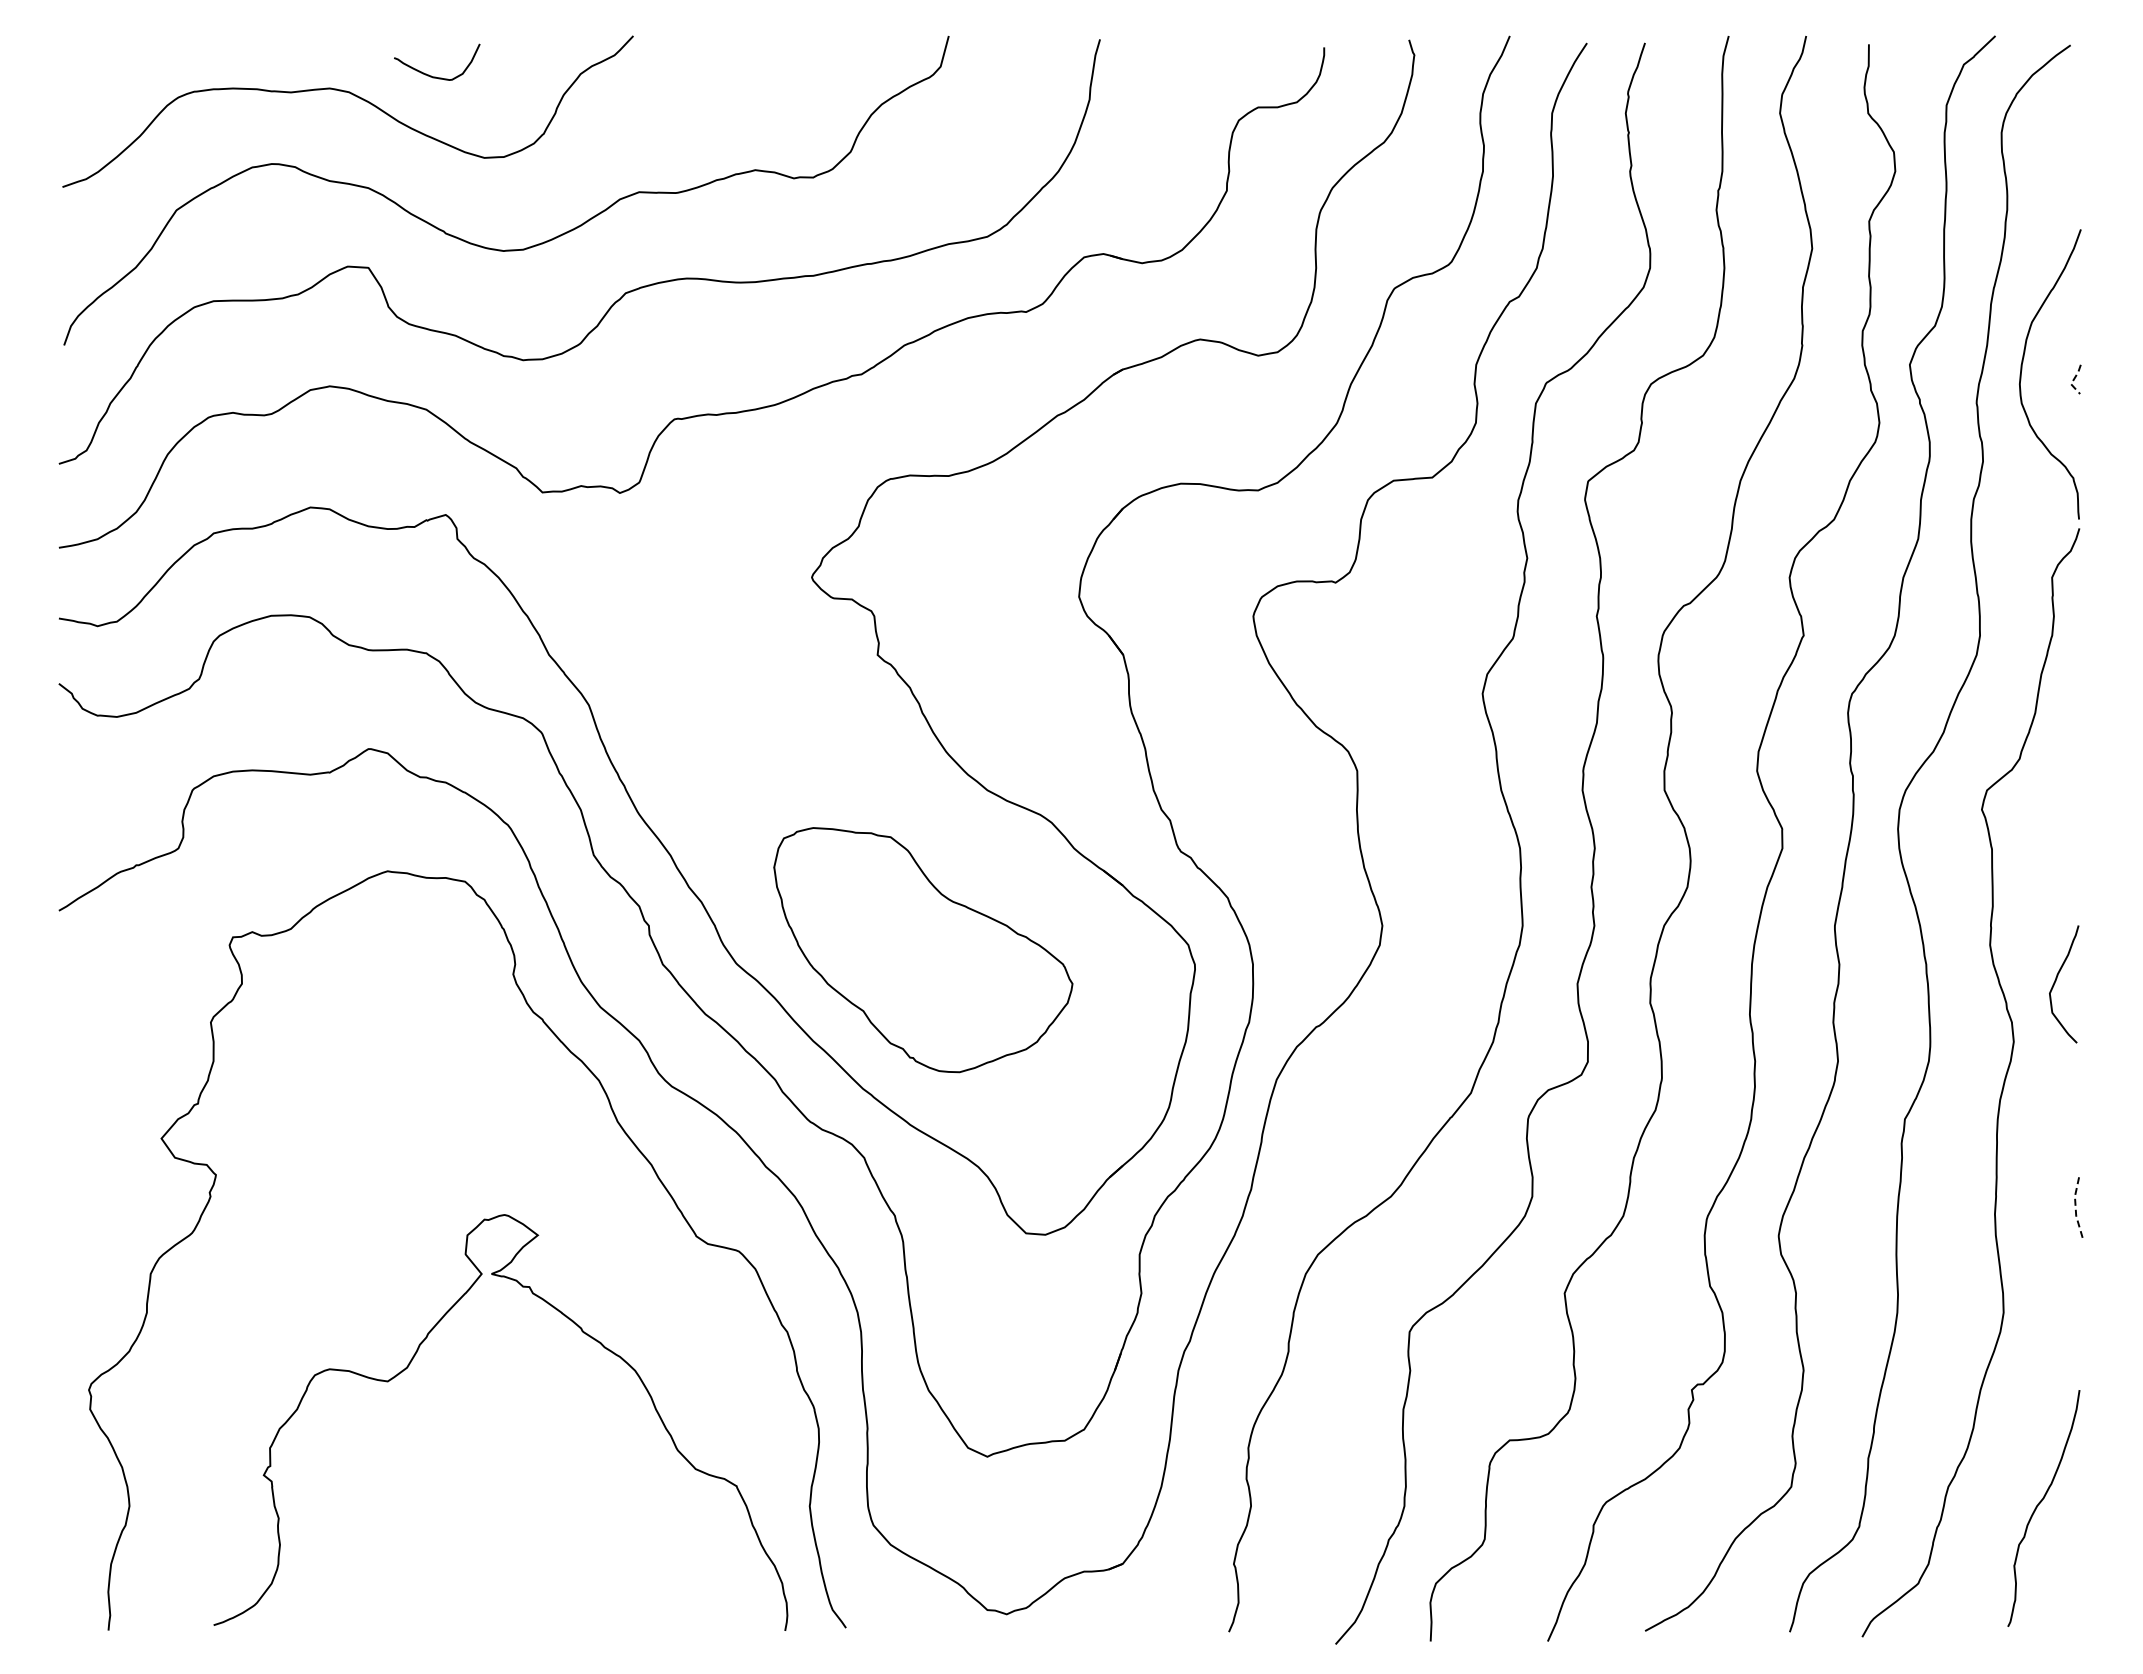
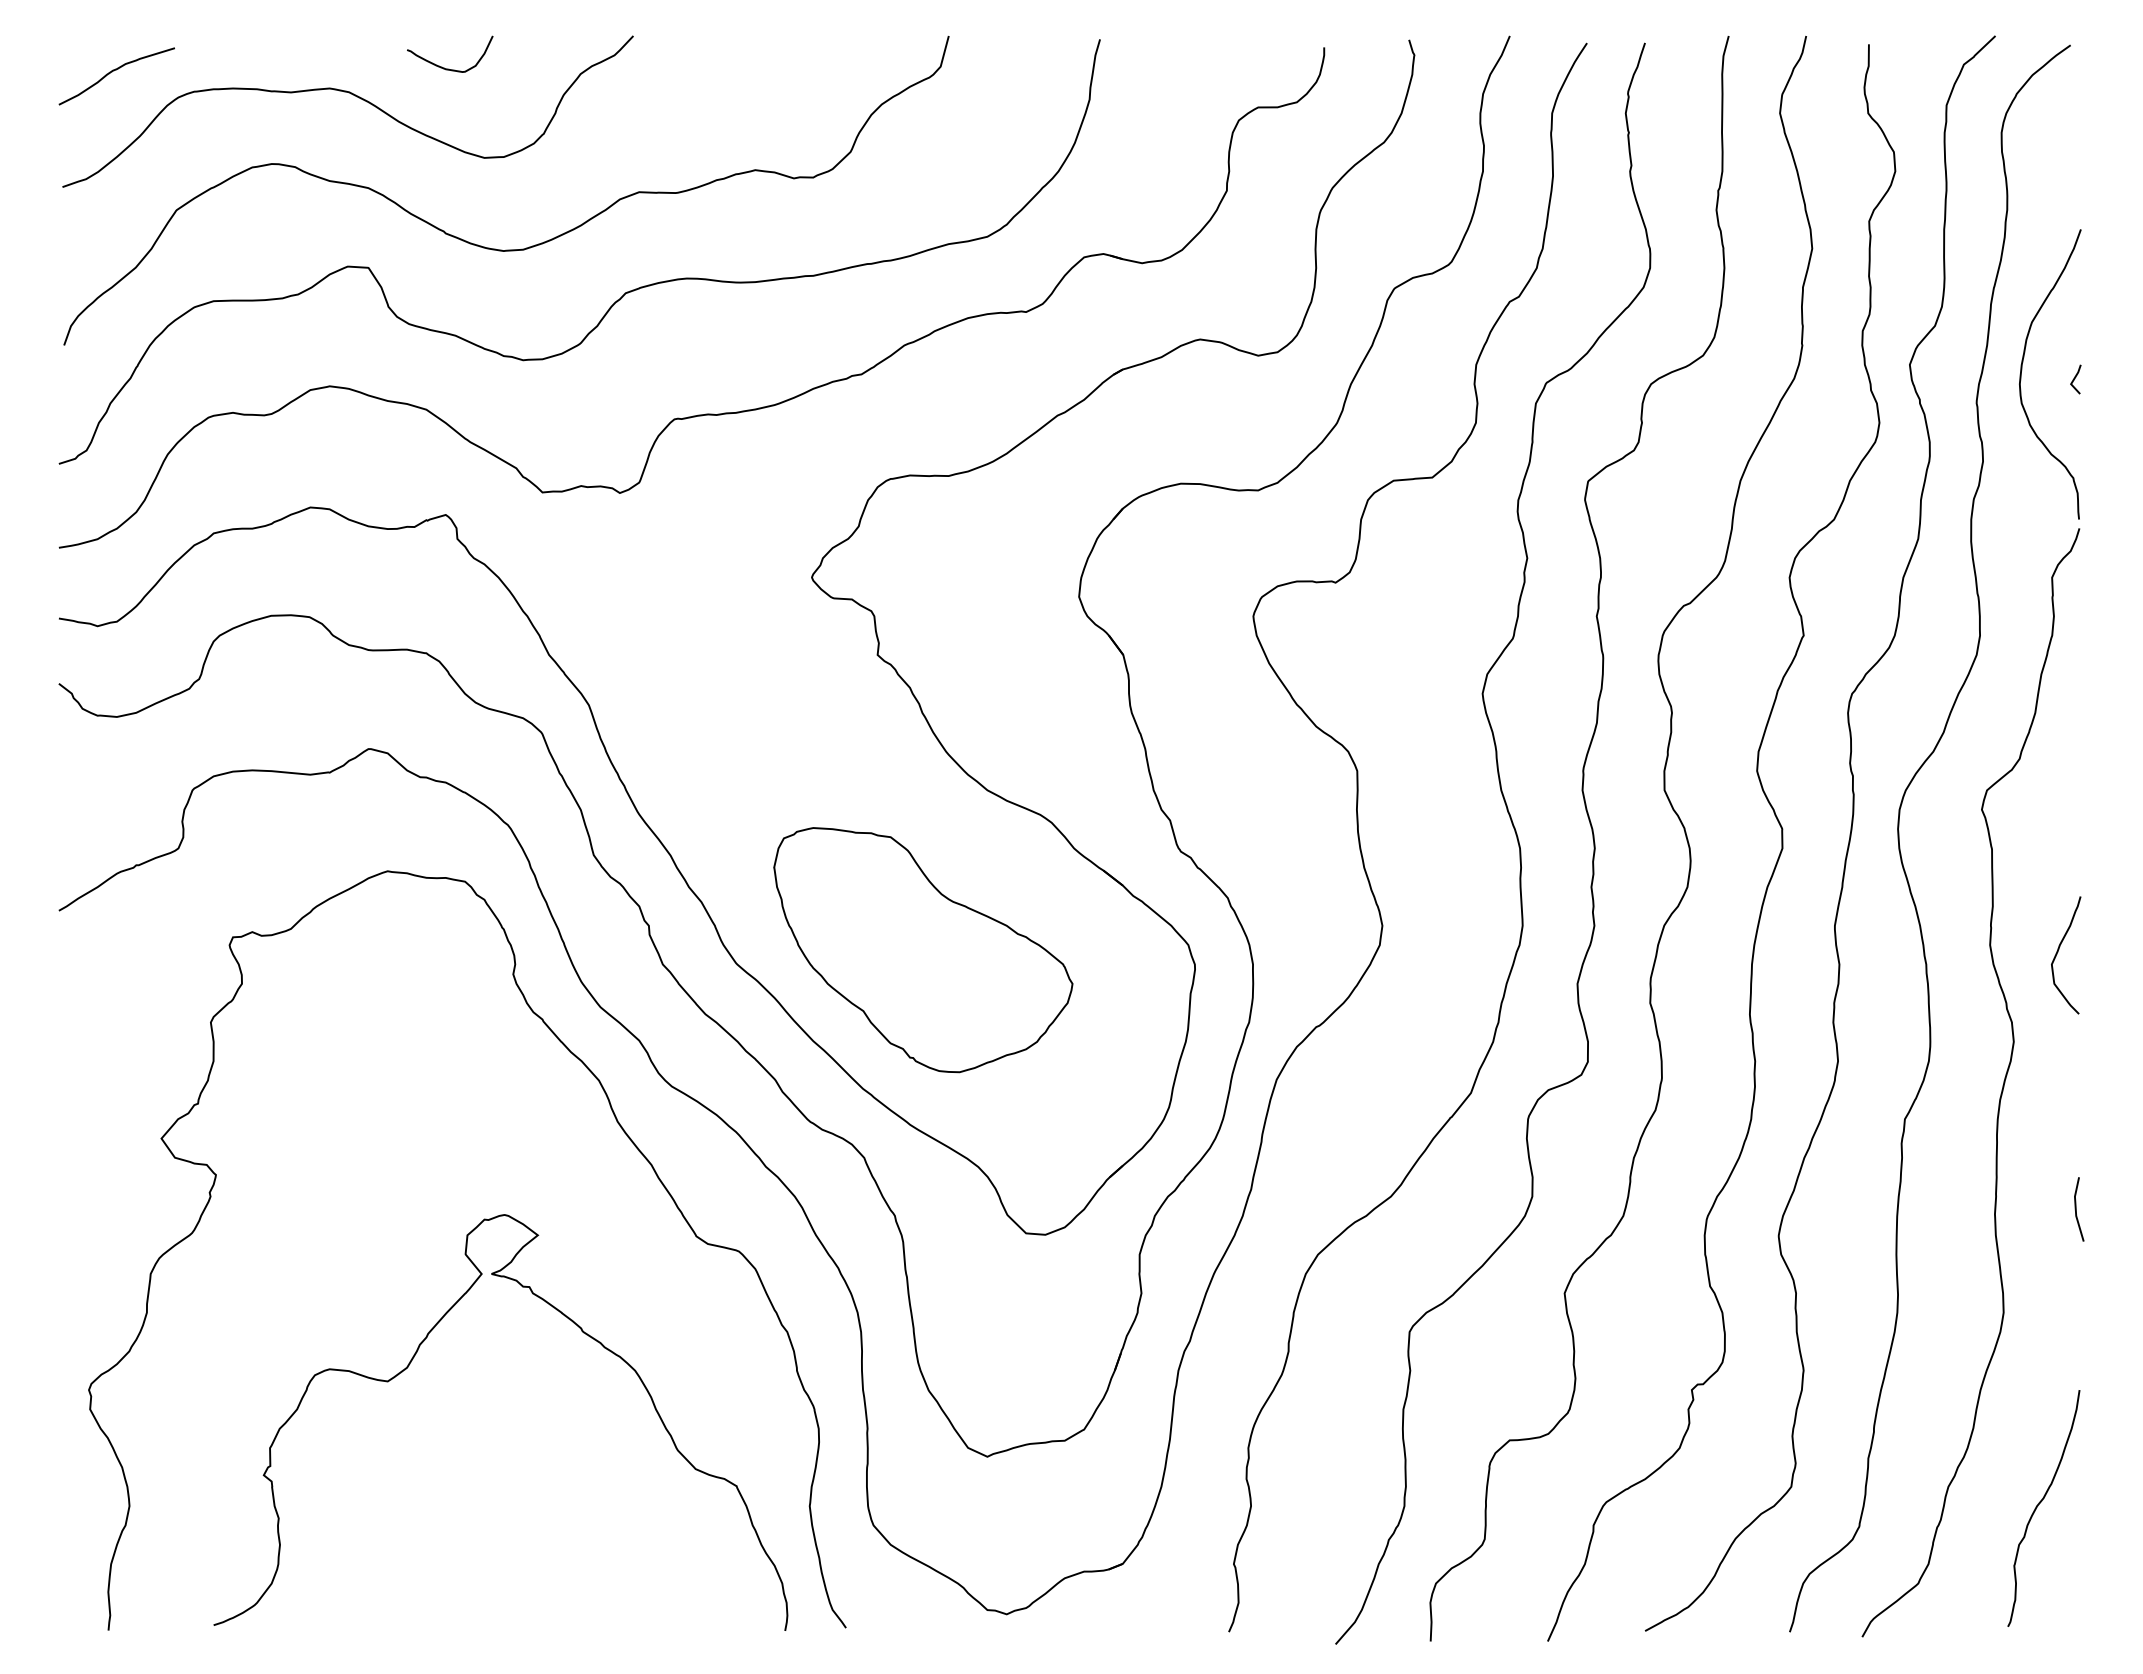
curve: none -> present (114, 71)
curve position: (435, 76) -> (448, 68) (448, 68)
line: dashed -> solid (2073, 380)
curve position: (2056, 981) -> (2058, 952) (2058, 952)
line: dashed -> solid (2075, 1210)
